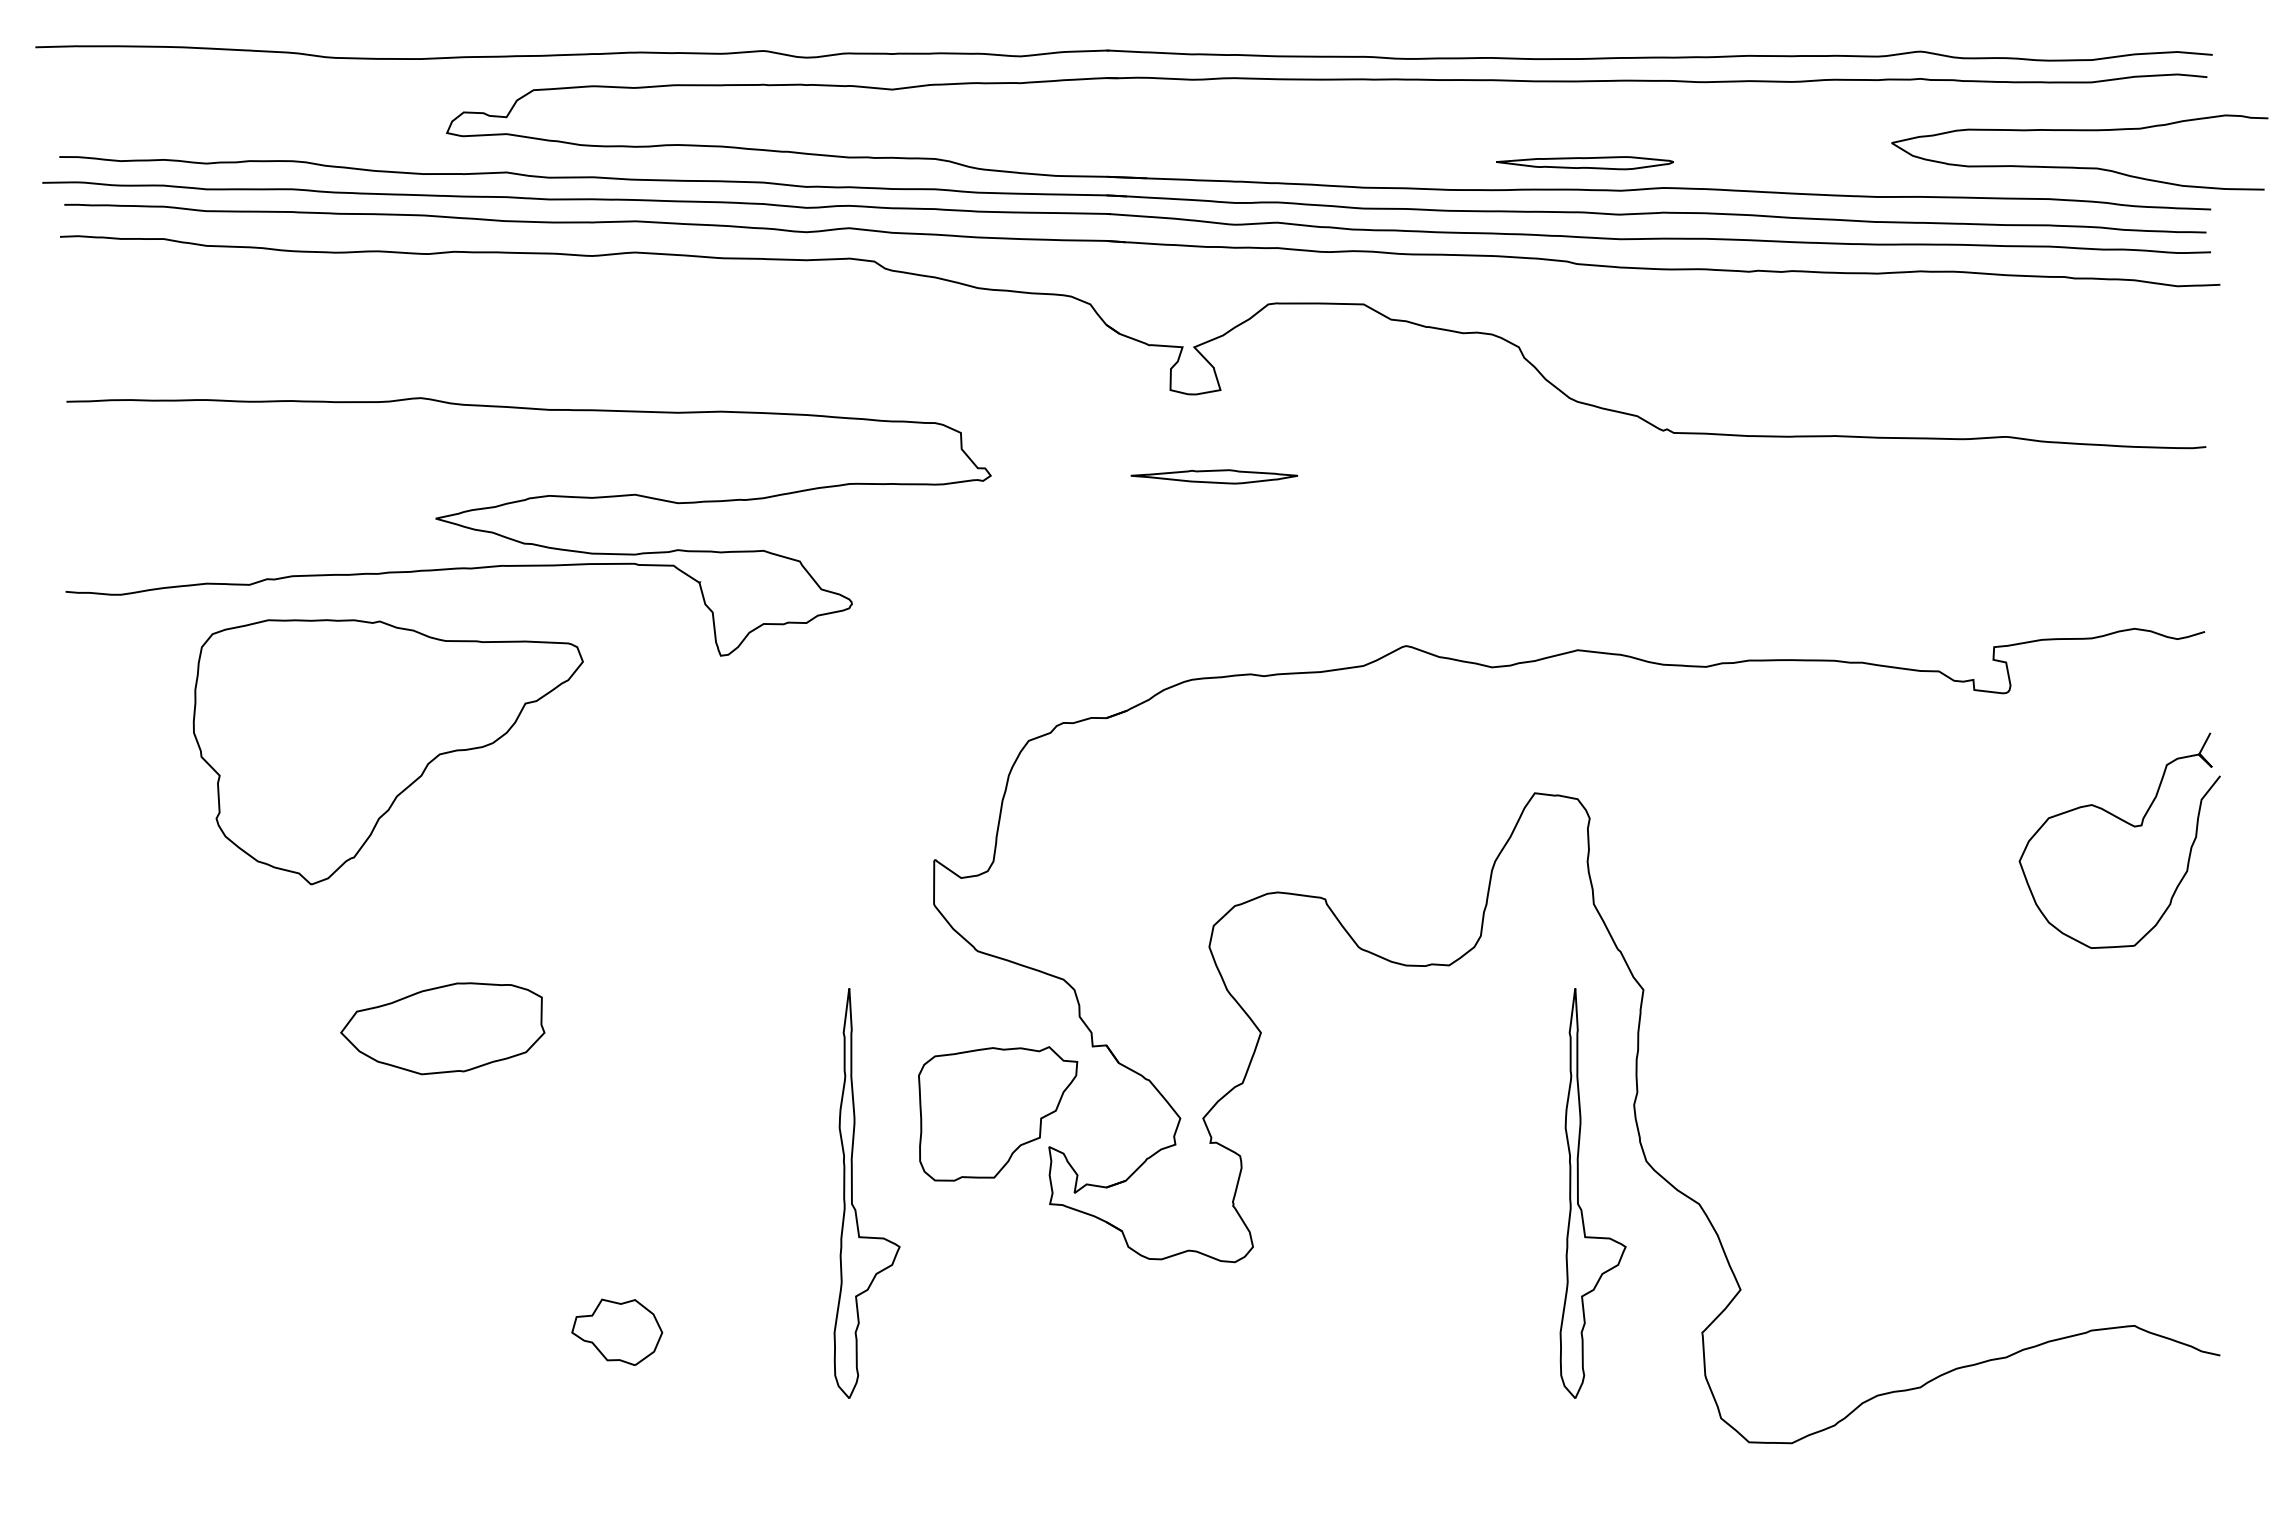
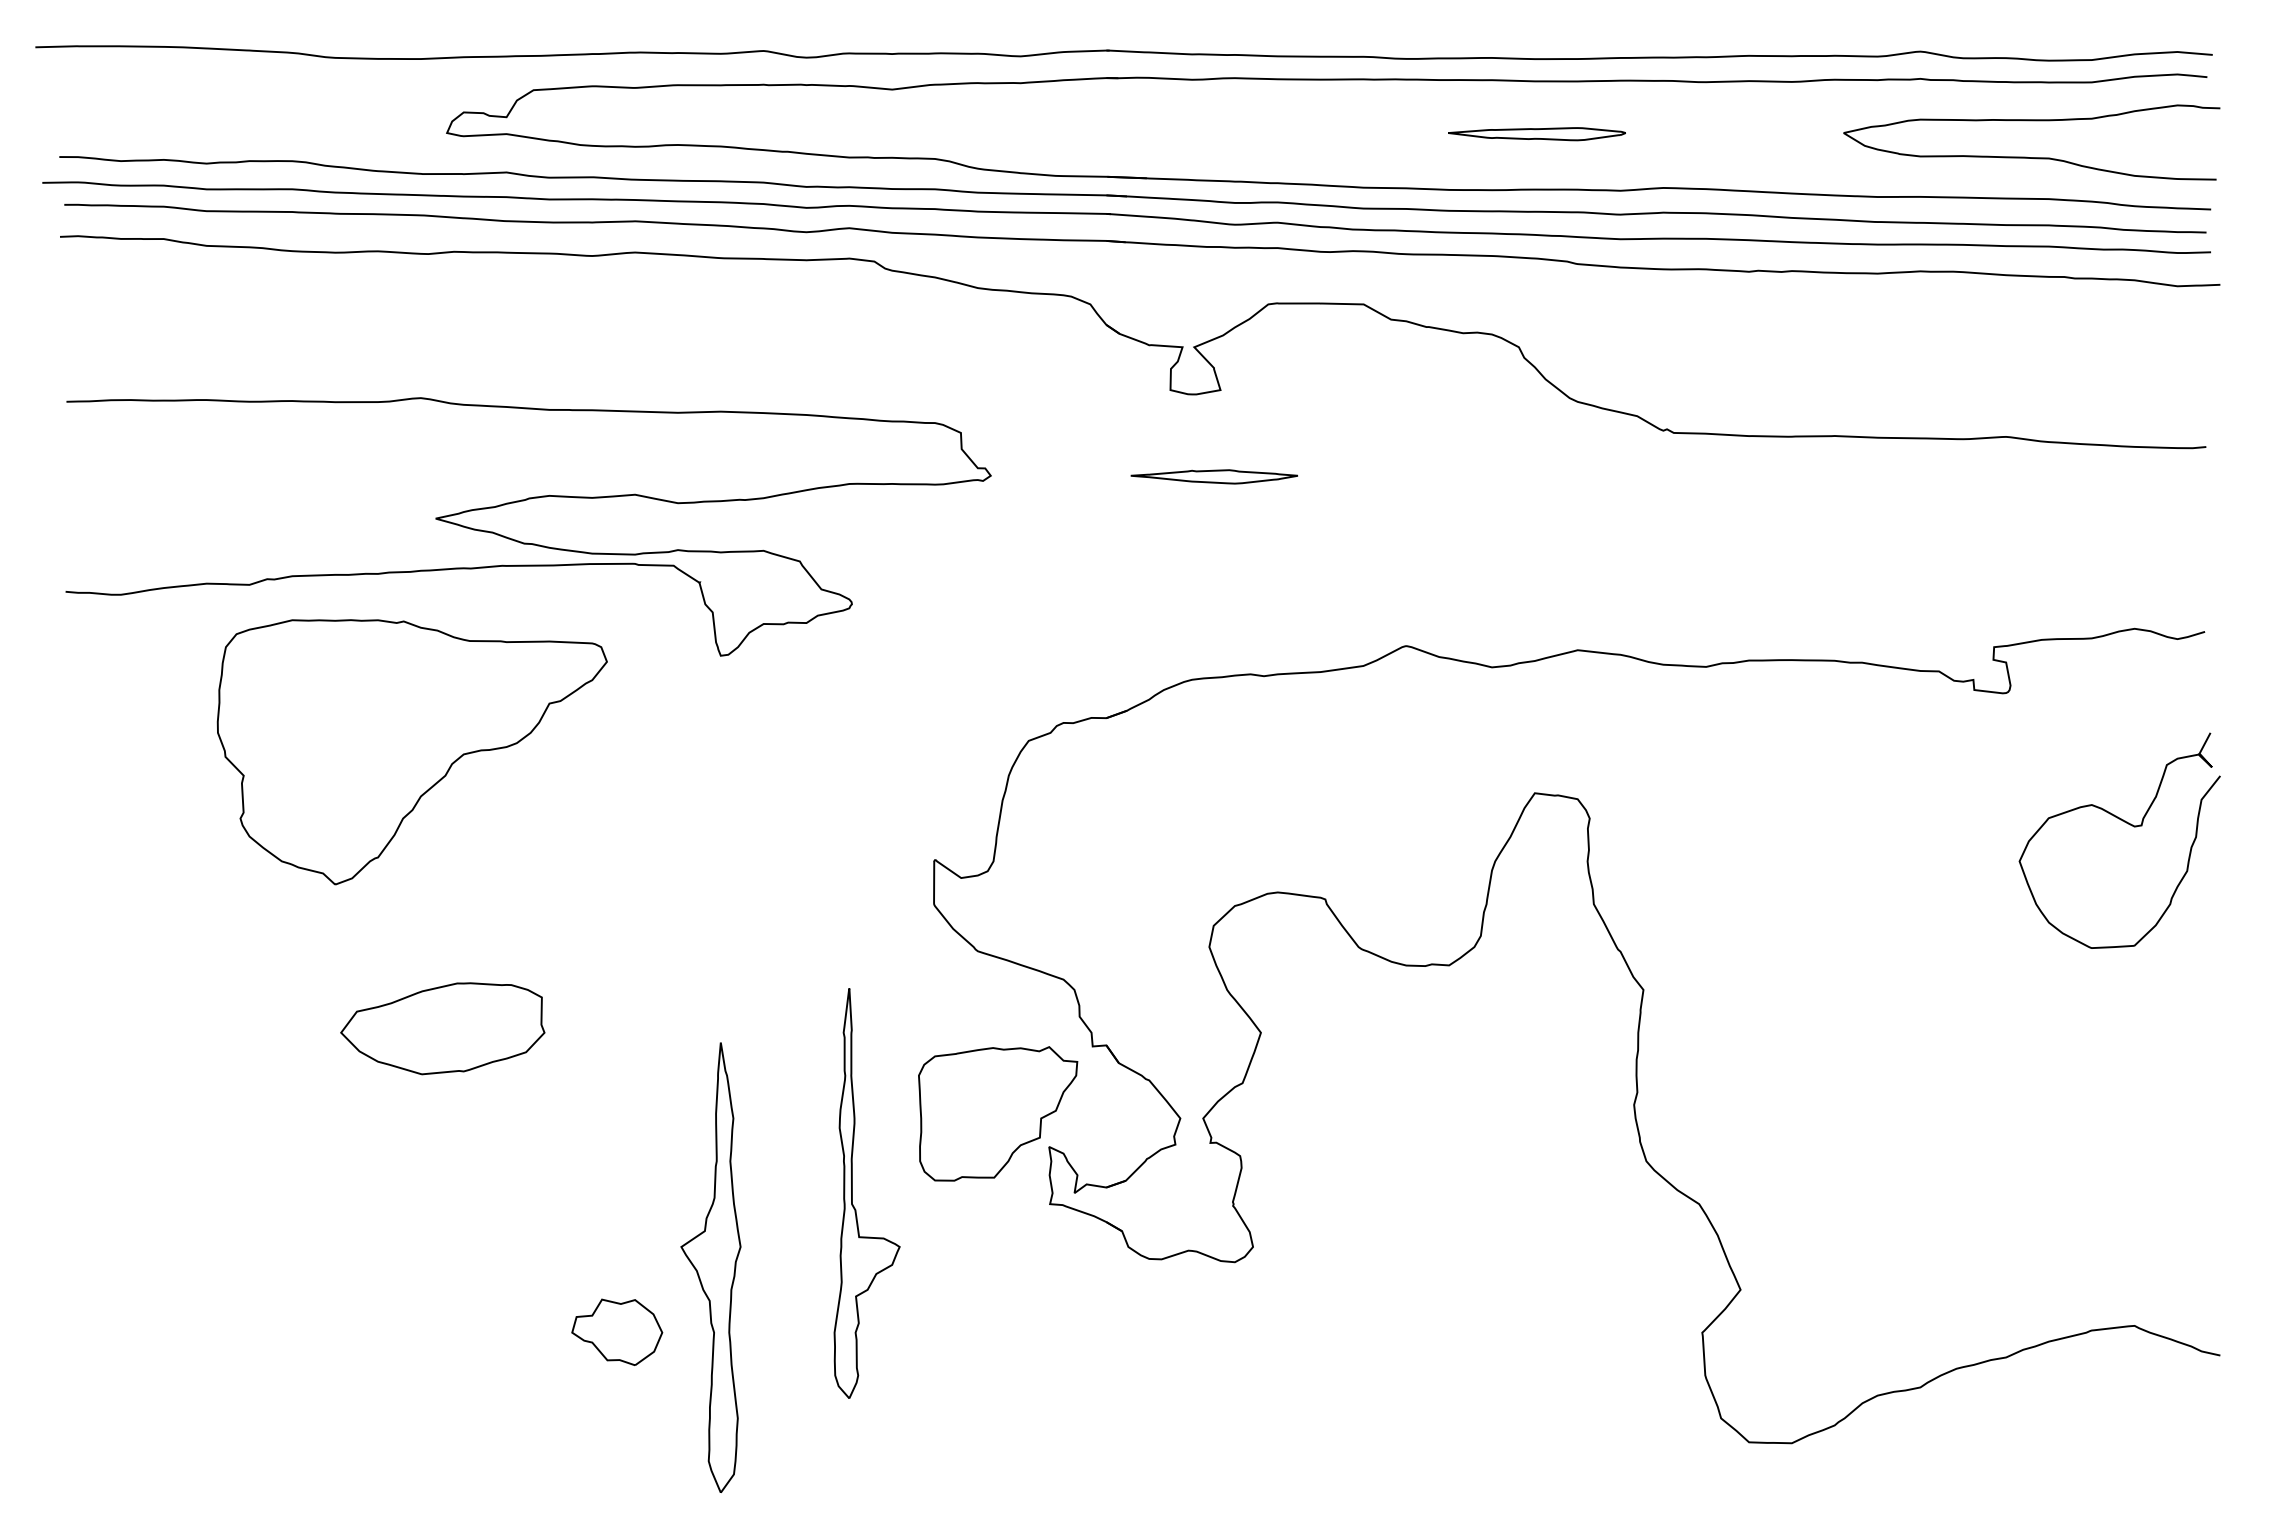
part position: (1584, 163) -> (1536, 134) (1536, 134)
curve position: (2074, 166) -> (2026, 156) (2026, 156)
part position: (387, 752) -> (411, 752) (411, 752)
part: present -> none (1578, 1193)
part: none -> present (710, 1267)
